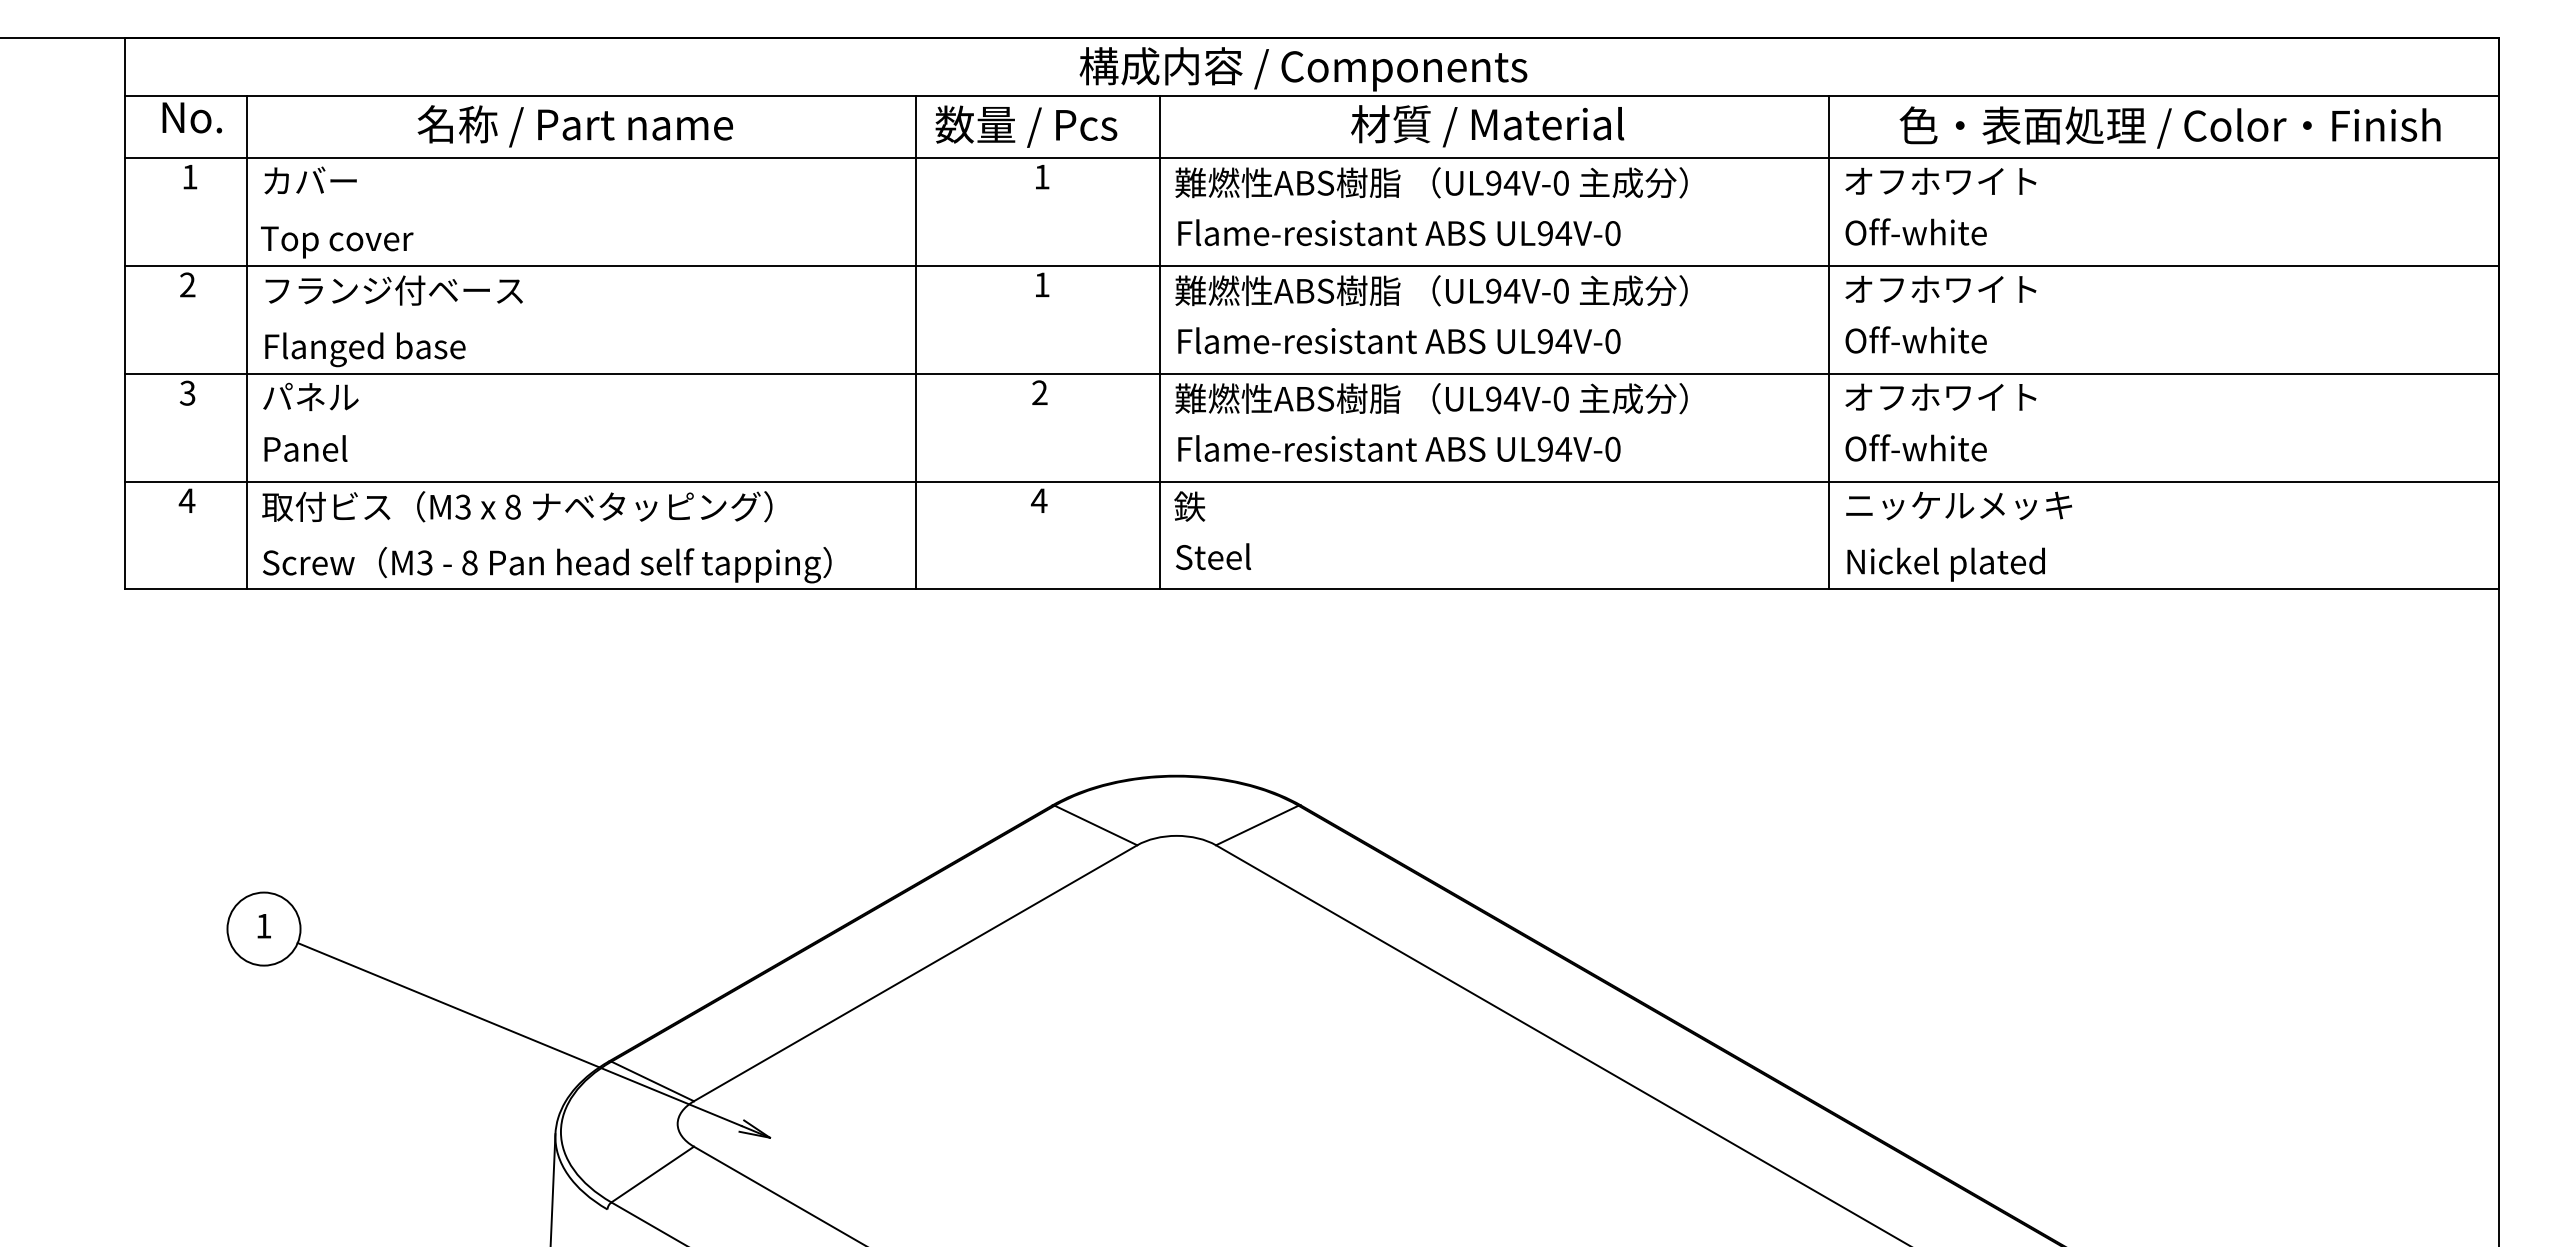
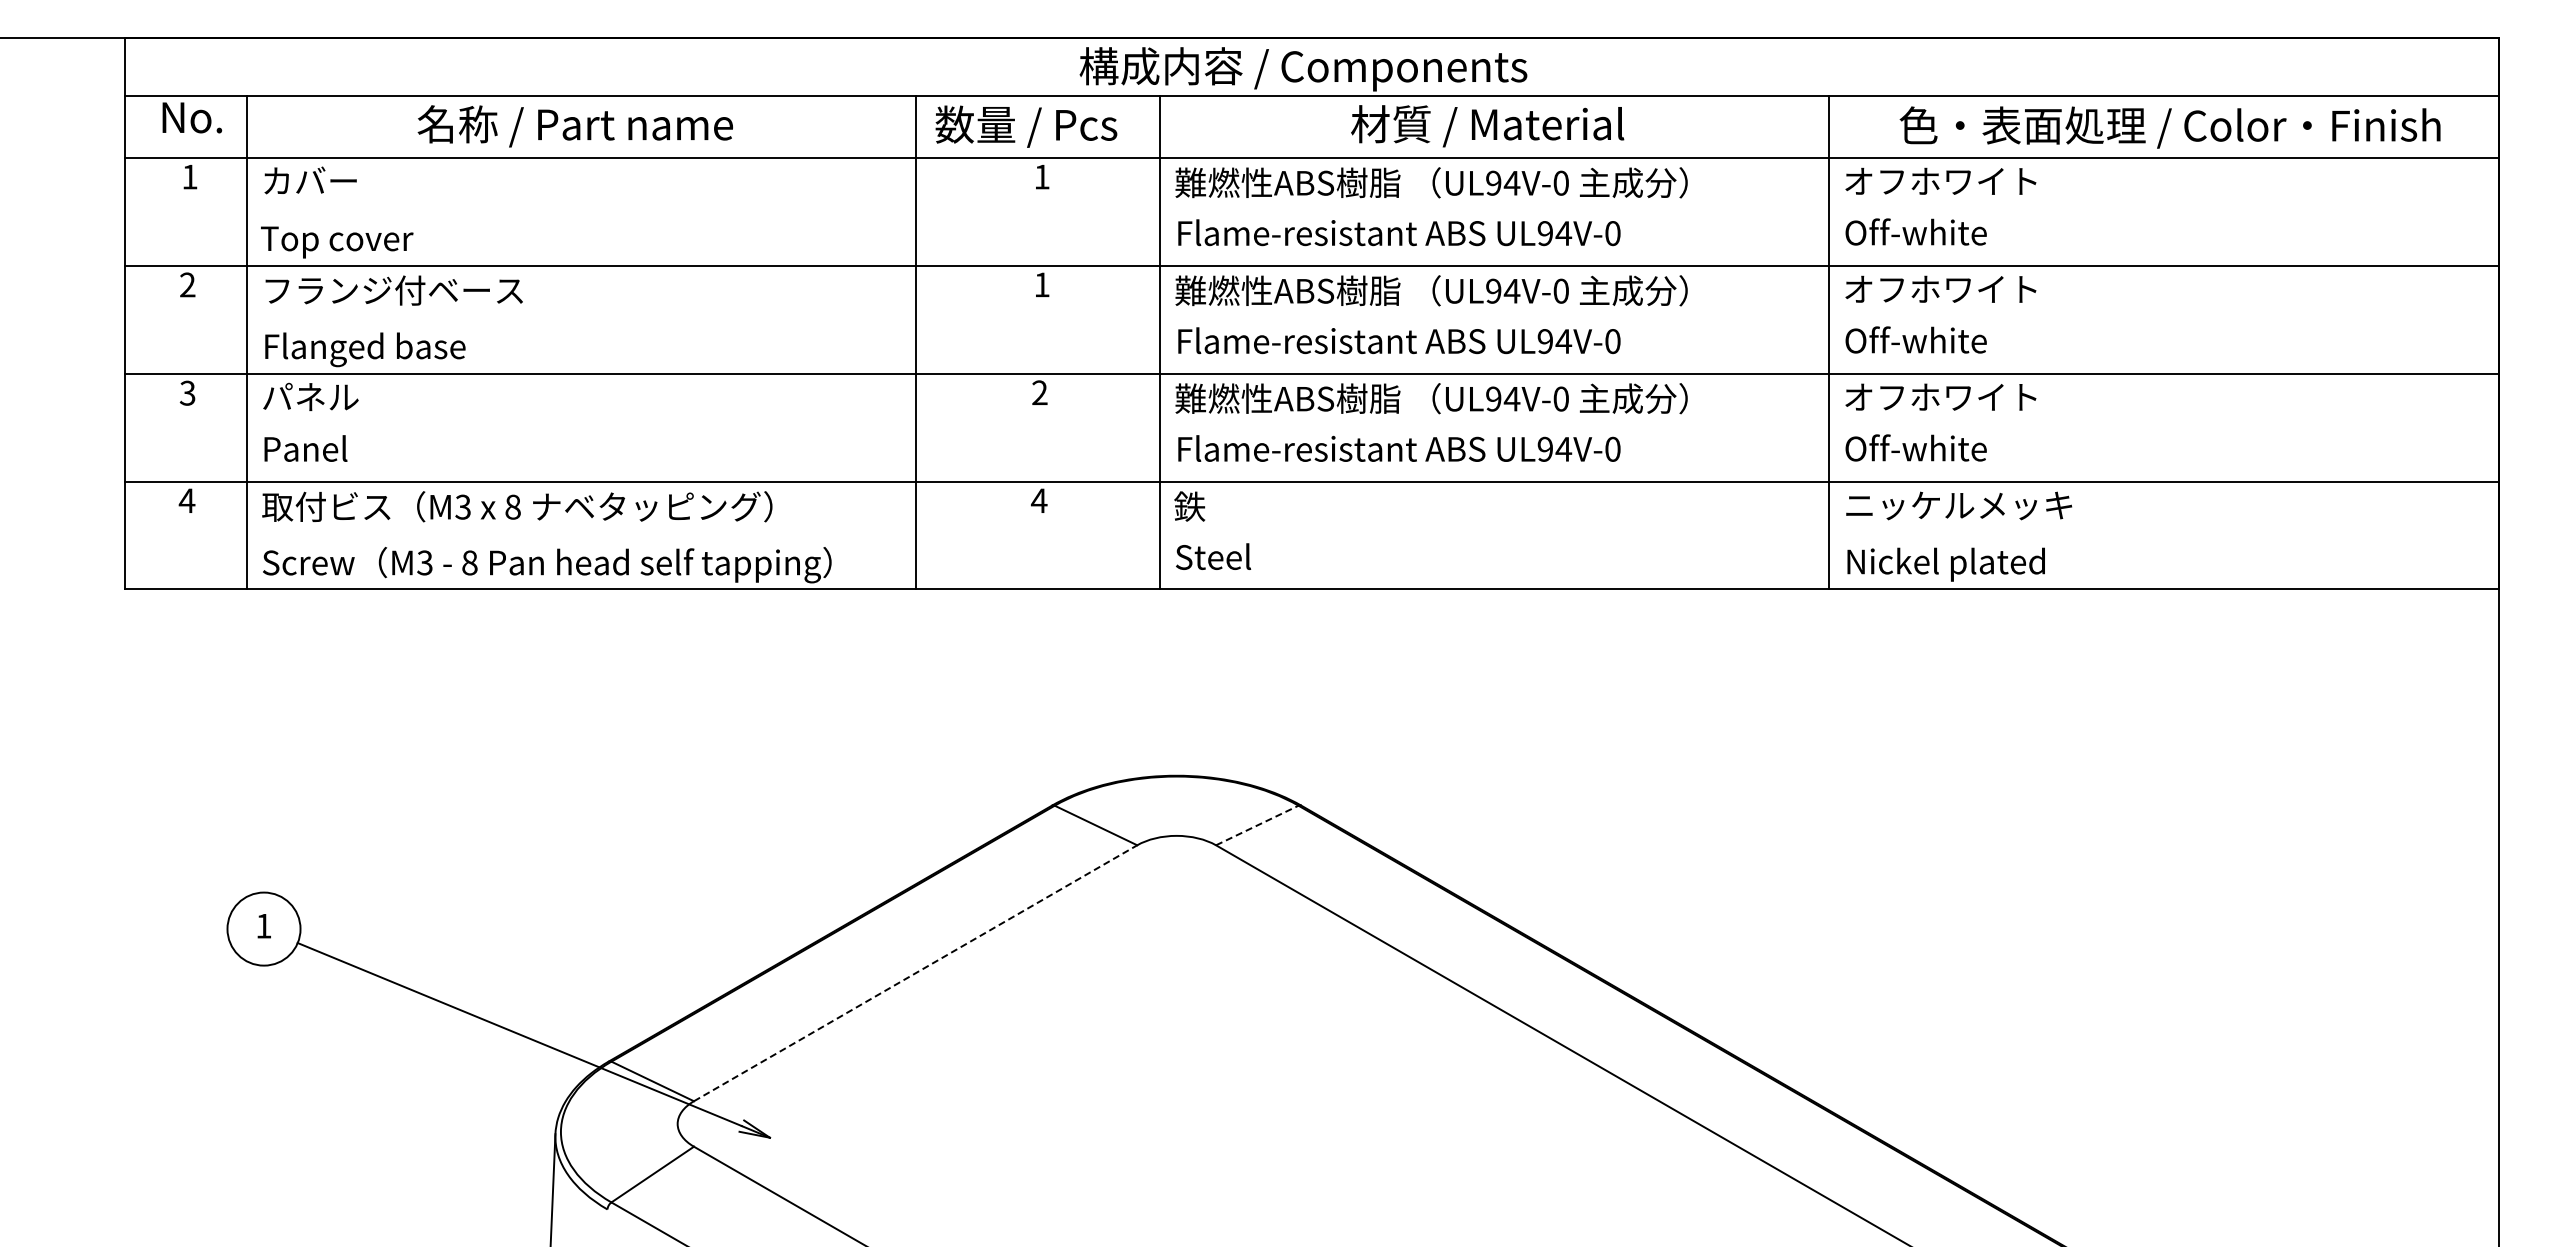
line: solid -> dashed (1257, 825)
line: solid -> dashed (915, 973)
